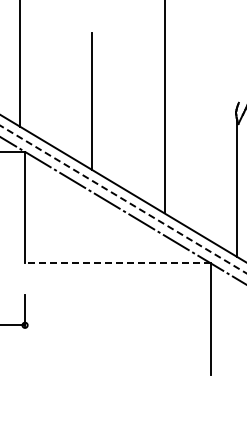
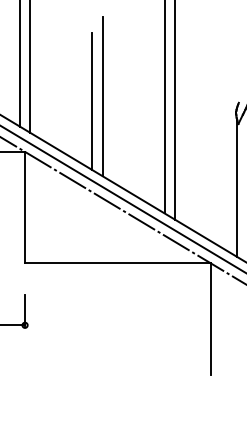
line: none -> present (30, 67)
line: none -> present (102, 96)
line: none -> present (175, 110)
line: dashed -> solid (123, 199)
line: dashed -> solid (117, 263)
